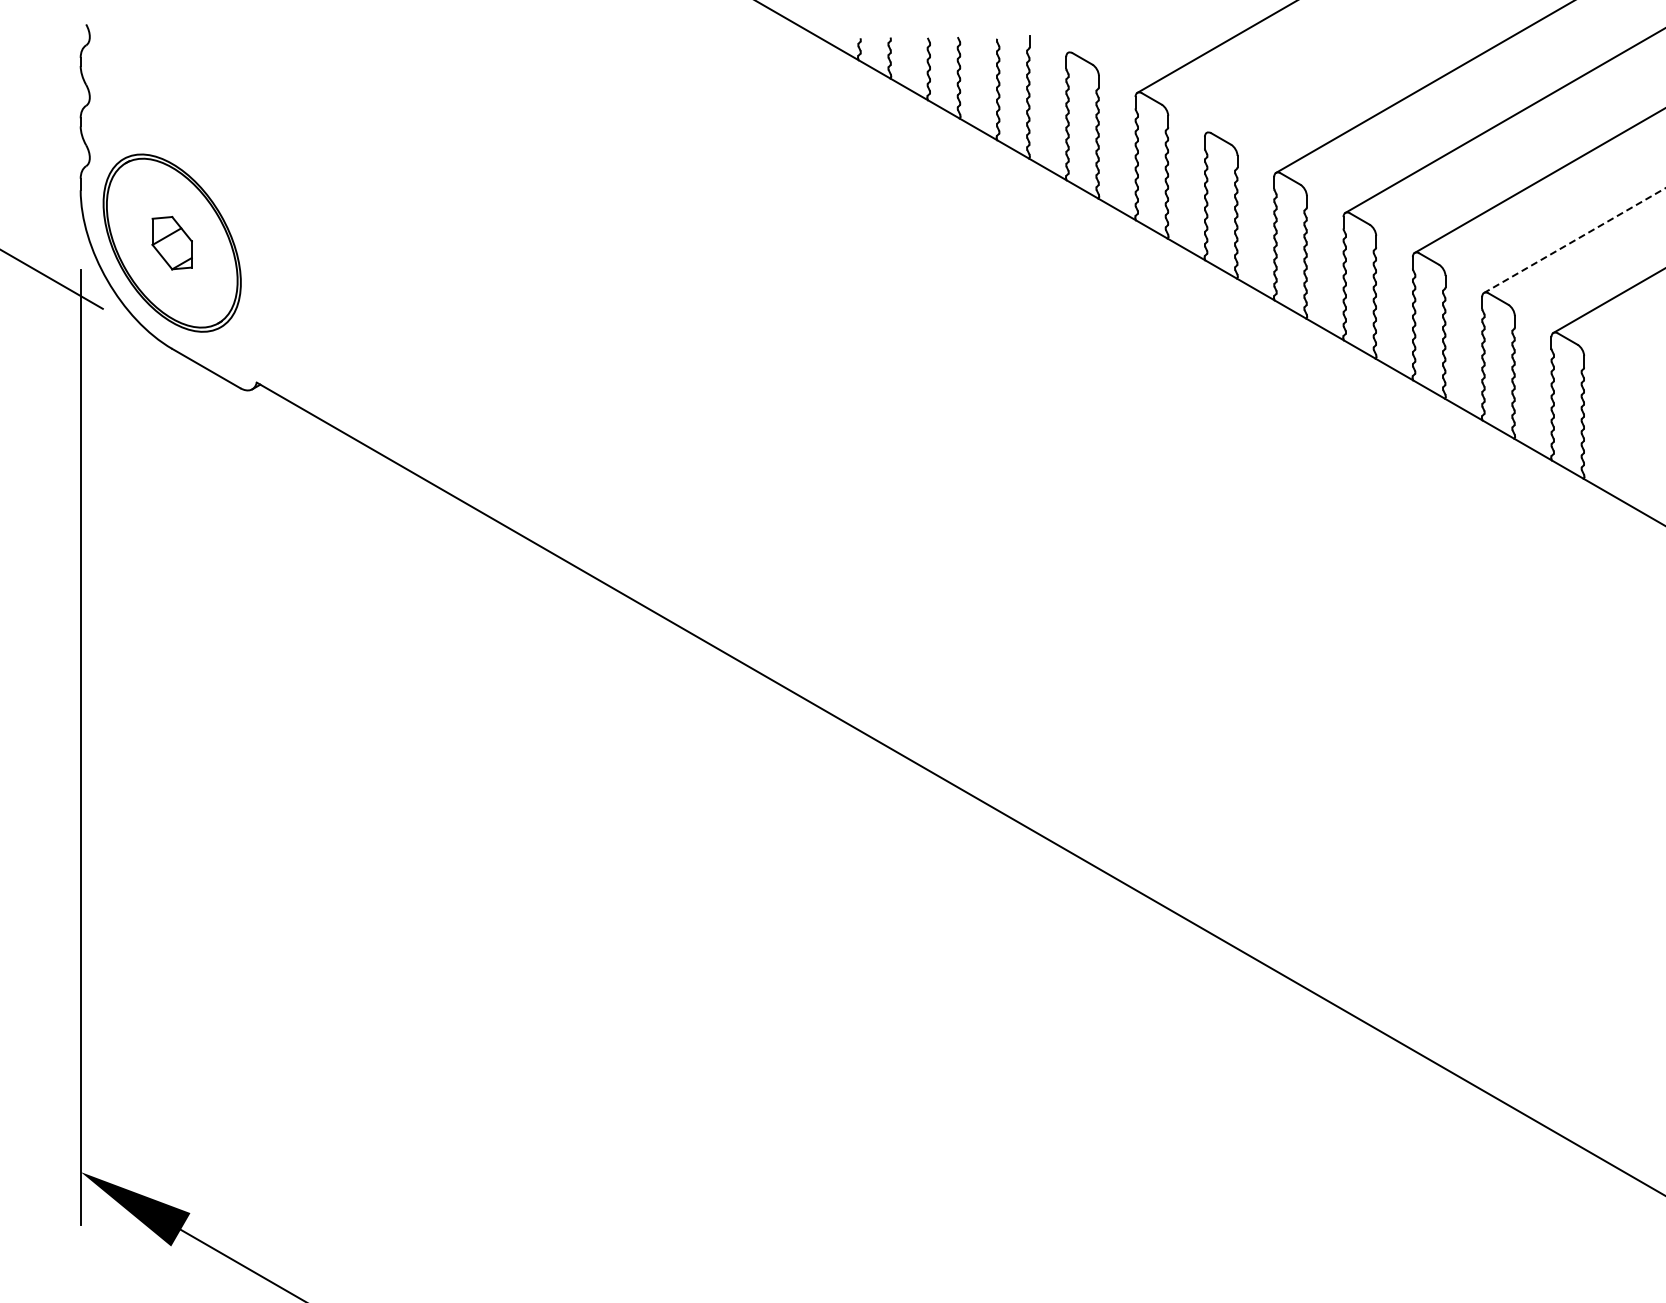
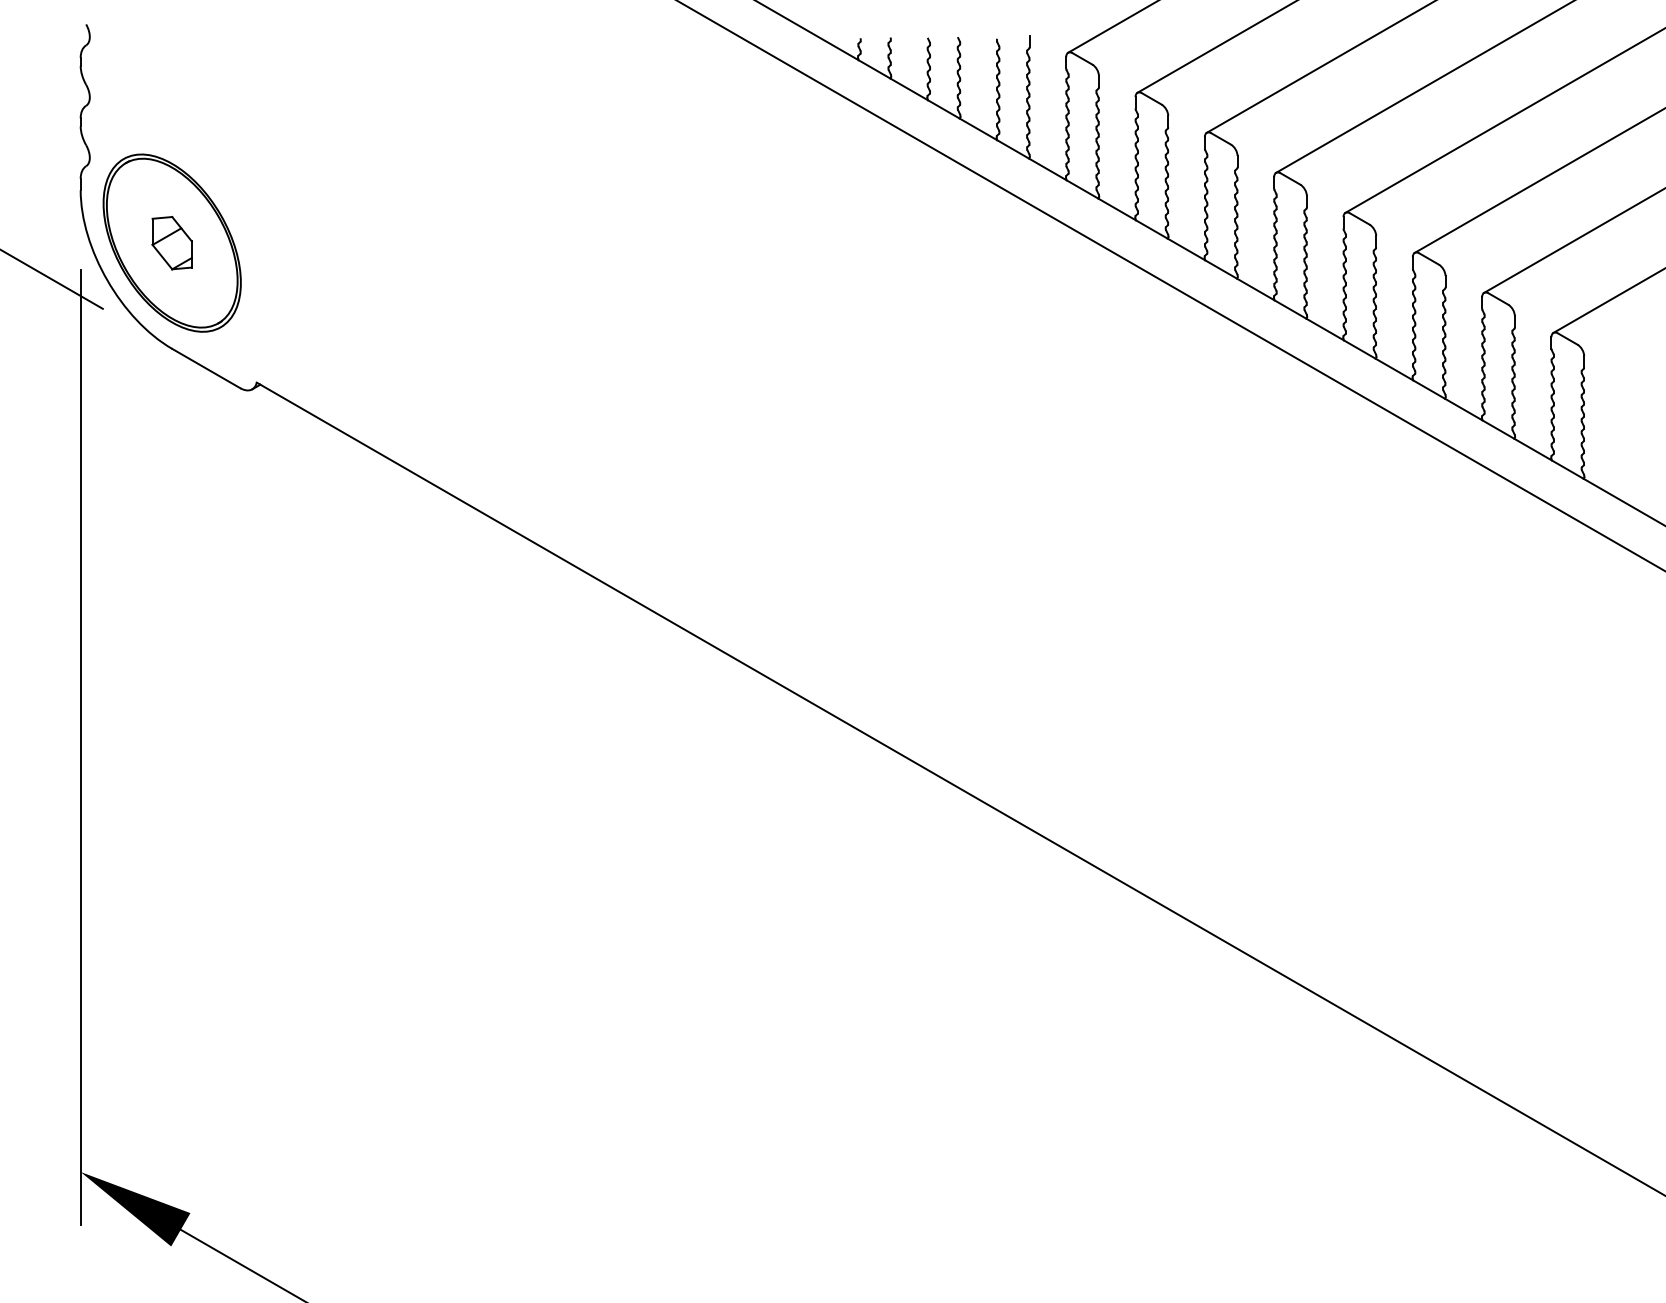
line: none -> present (1111, 27)
line: none -> present (1319, 67)
line: dashed -> solid (1574, 240)
line: none -> present (1170, 285)
